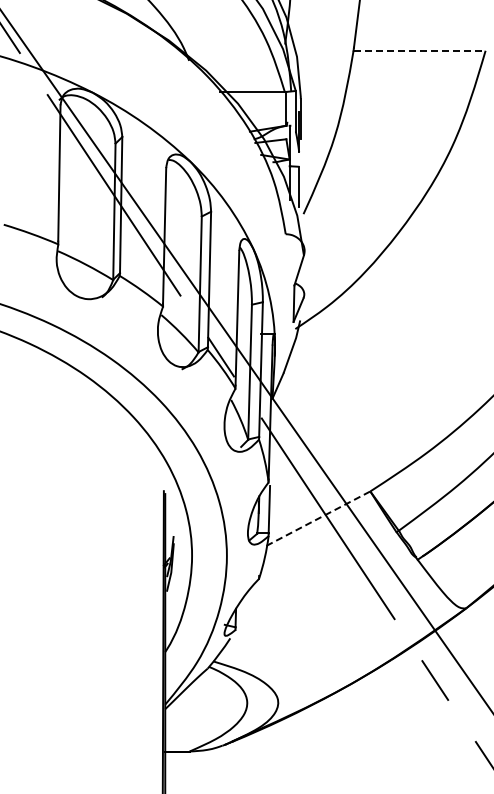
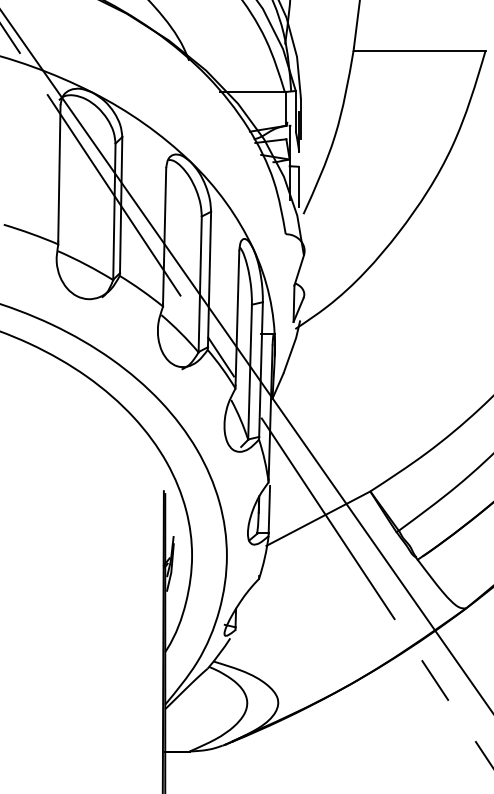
line: dashed -> solid (420, 50)
line: dashed -> solid (318, 518)
